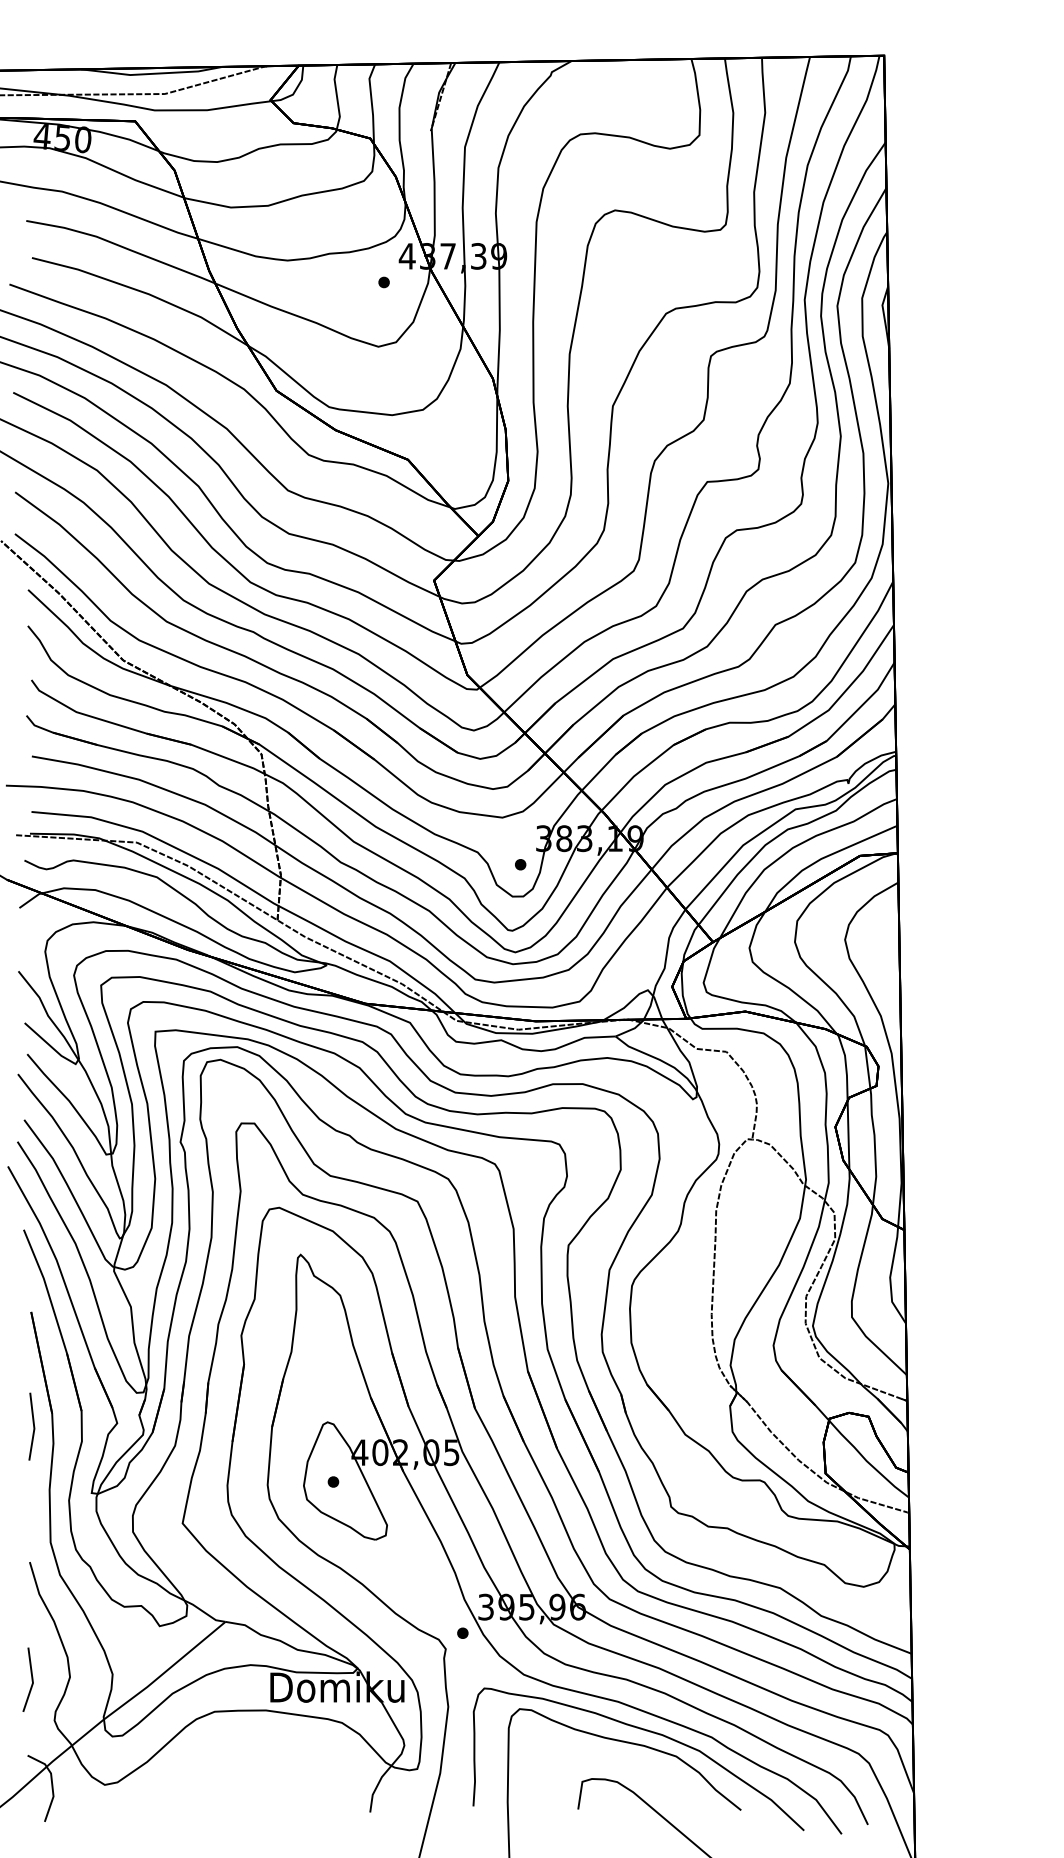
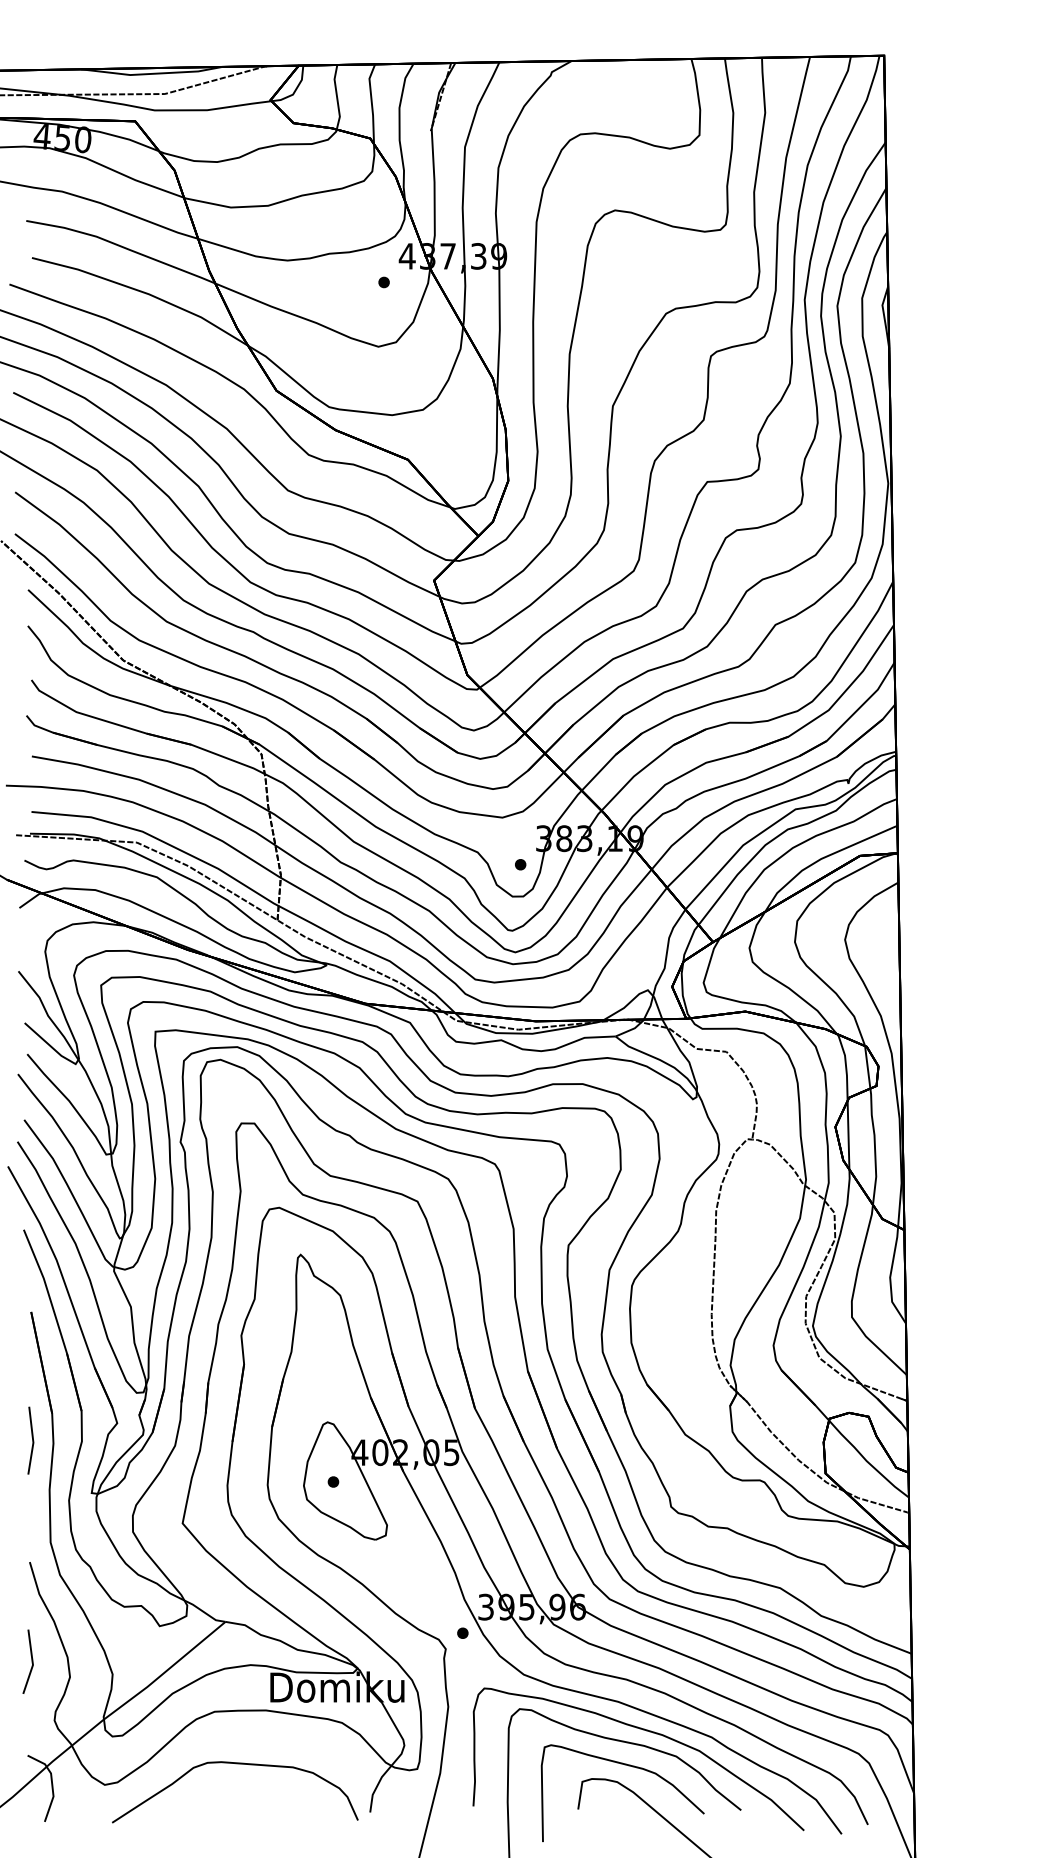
line position: (33, 1426) -> (32, 1440) (32, 1440)
line position: (31, 1679) -> (31, 1661) (31, 1661)
curve: none -> present (235, 1764)
curve: none -> present (628, 1766)
